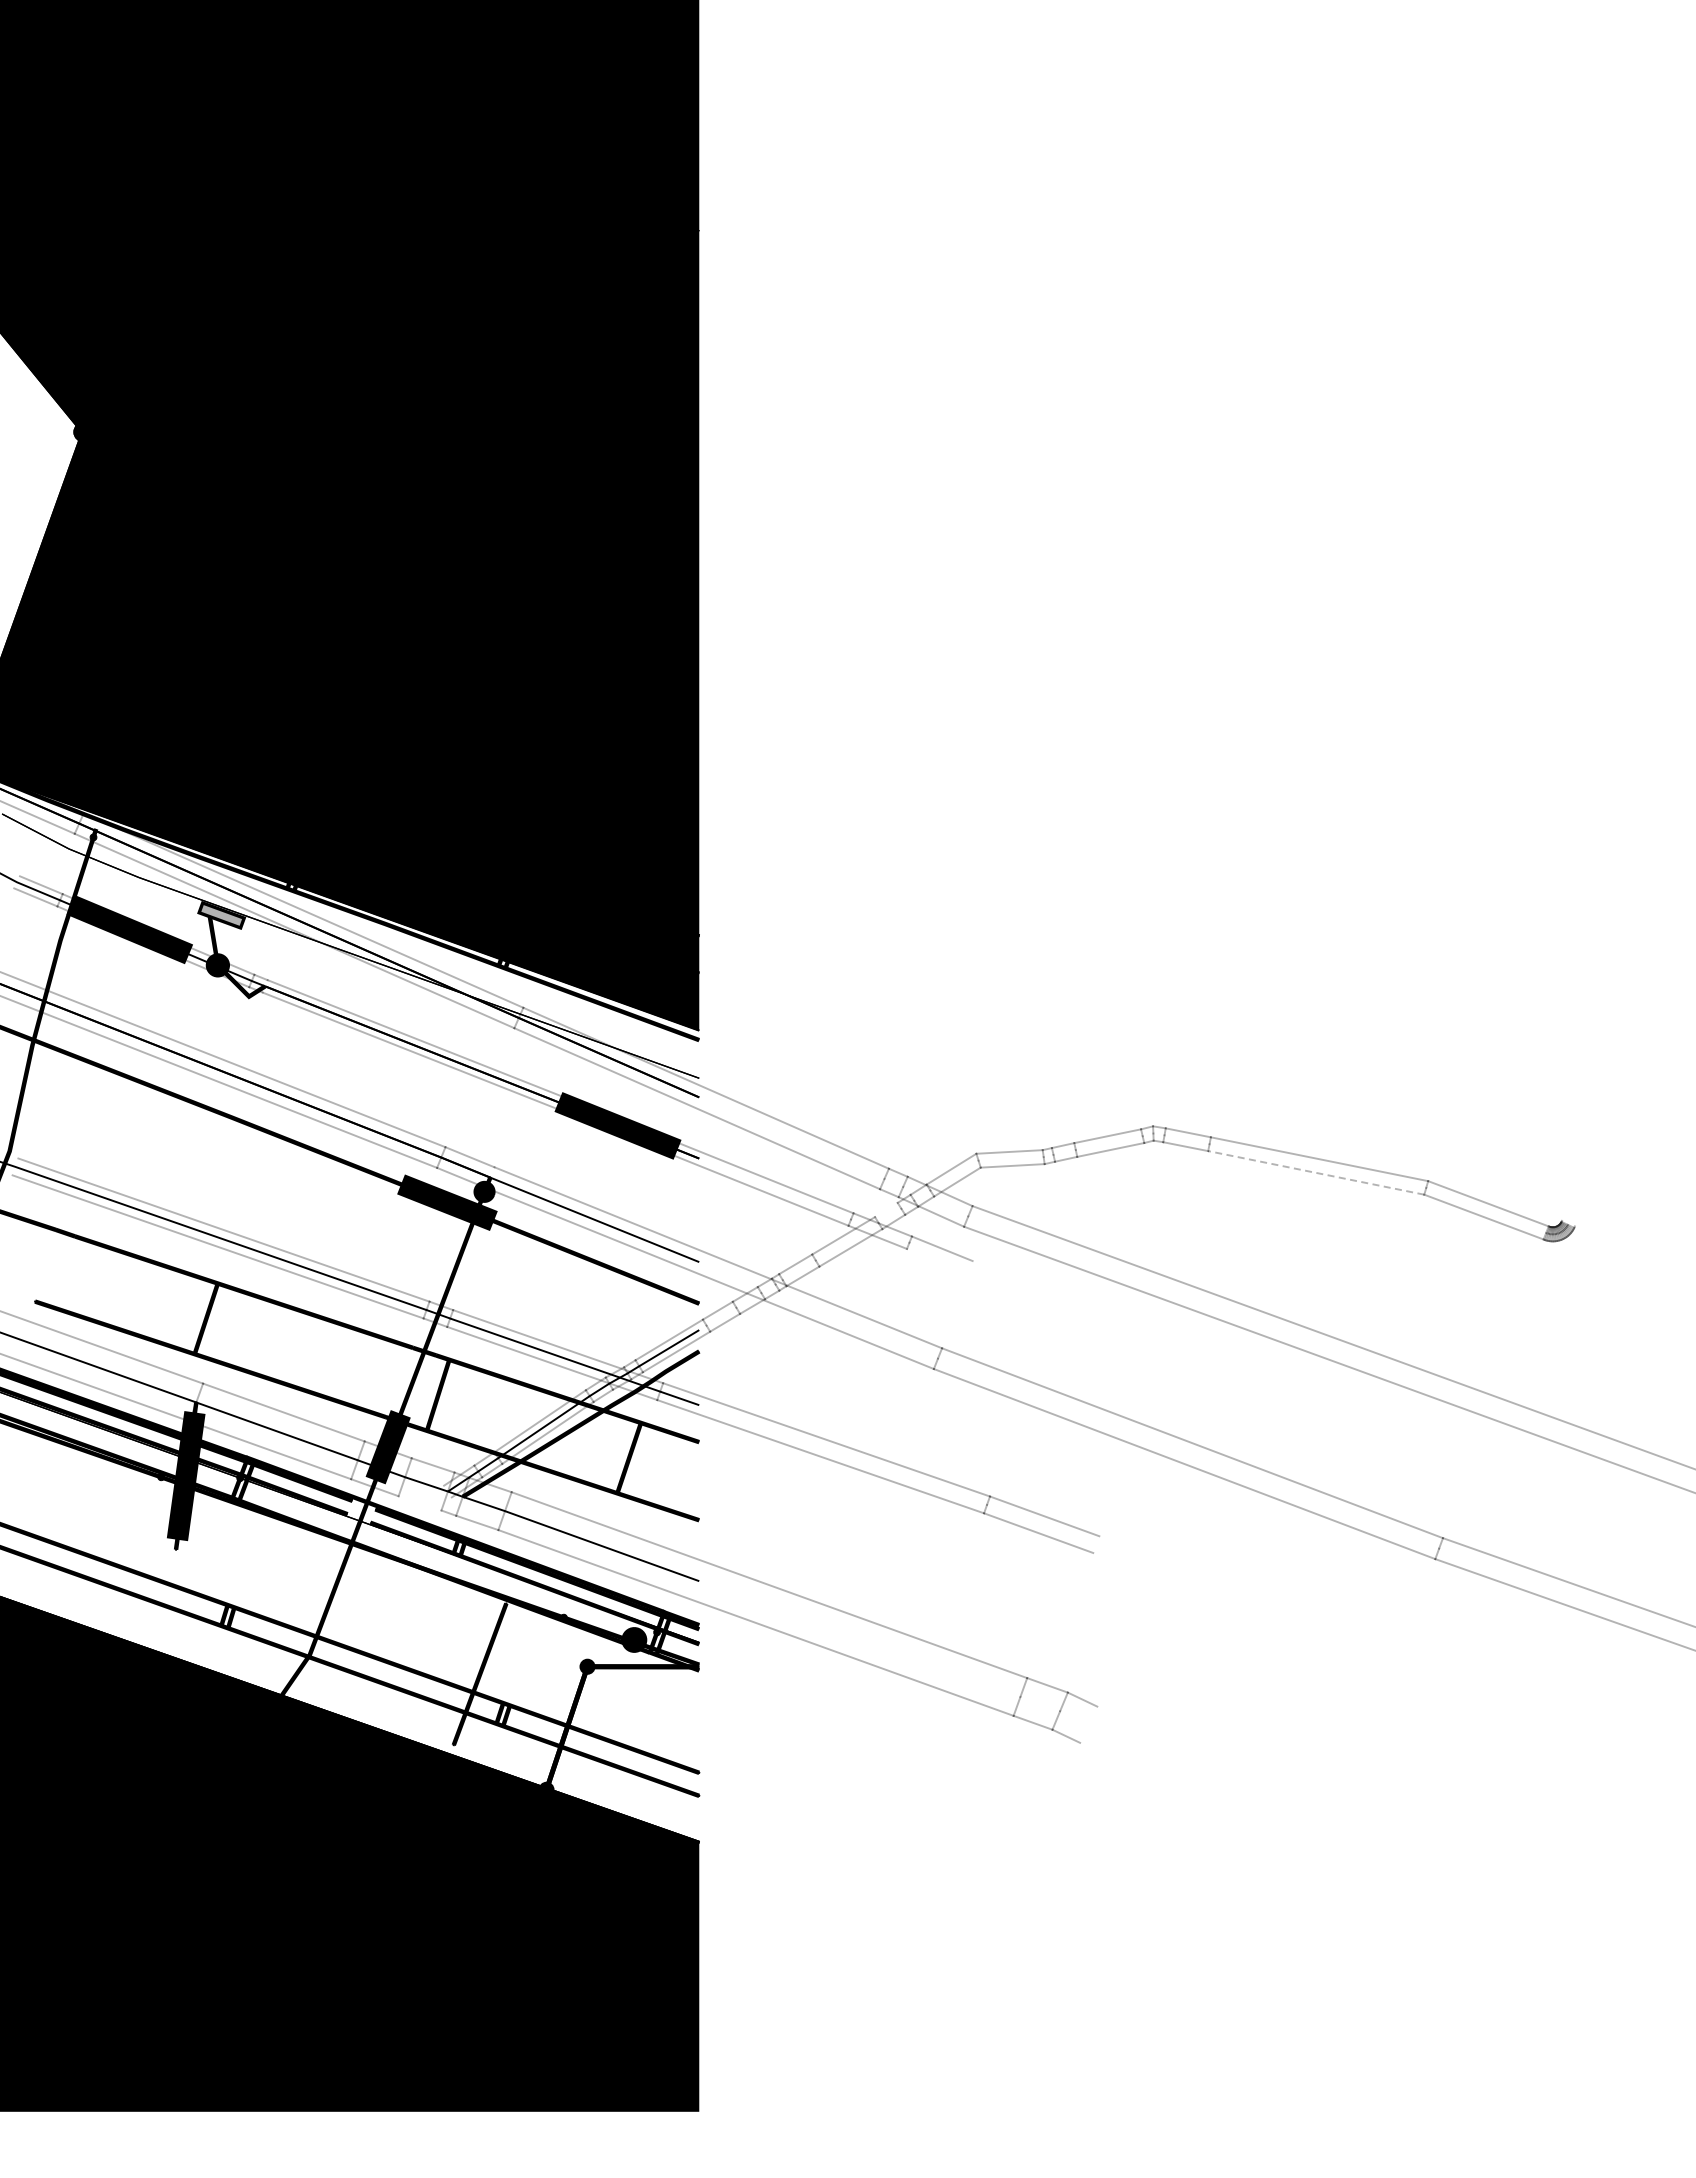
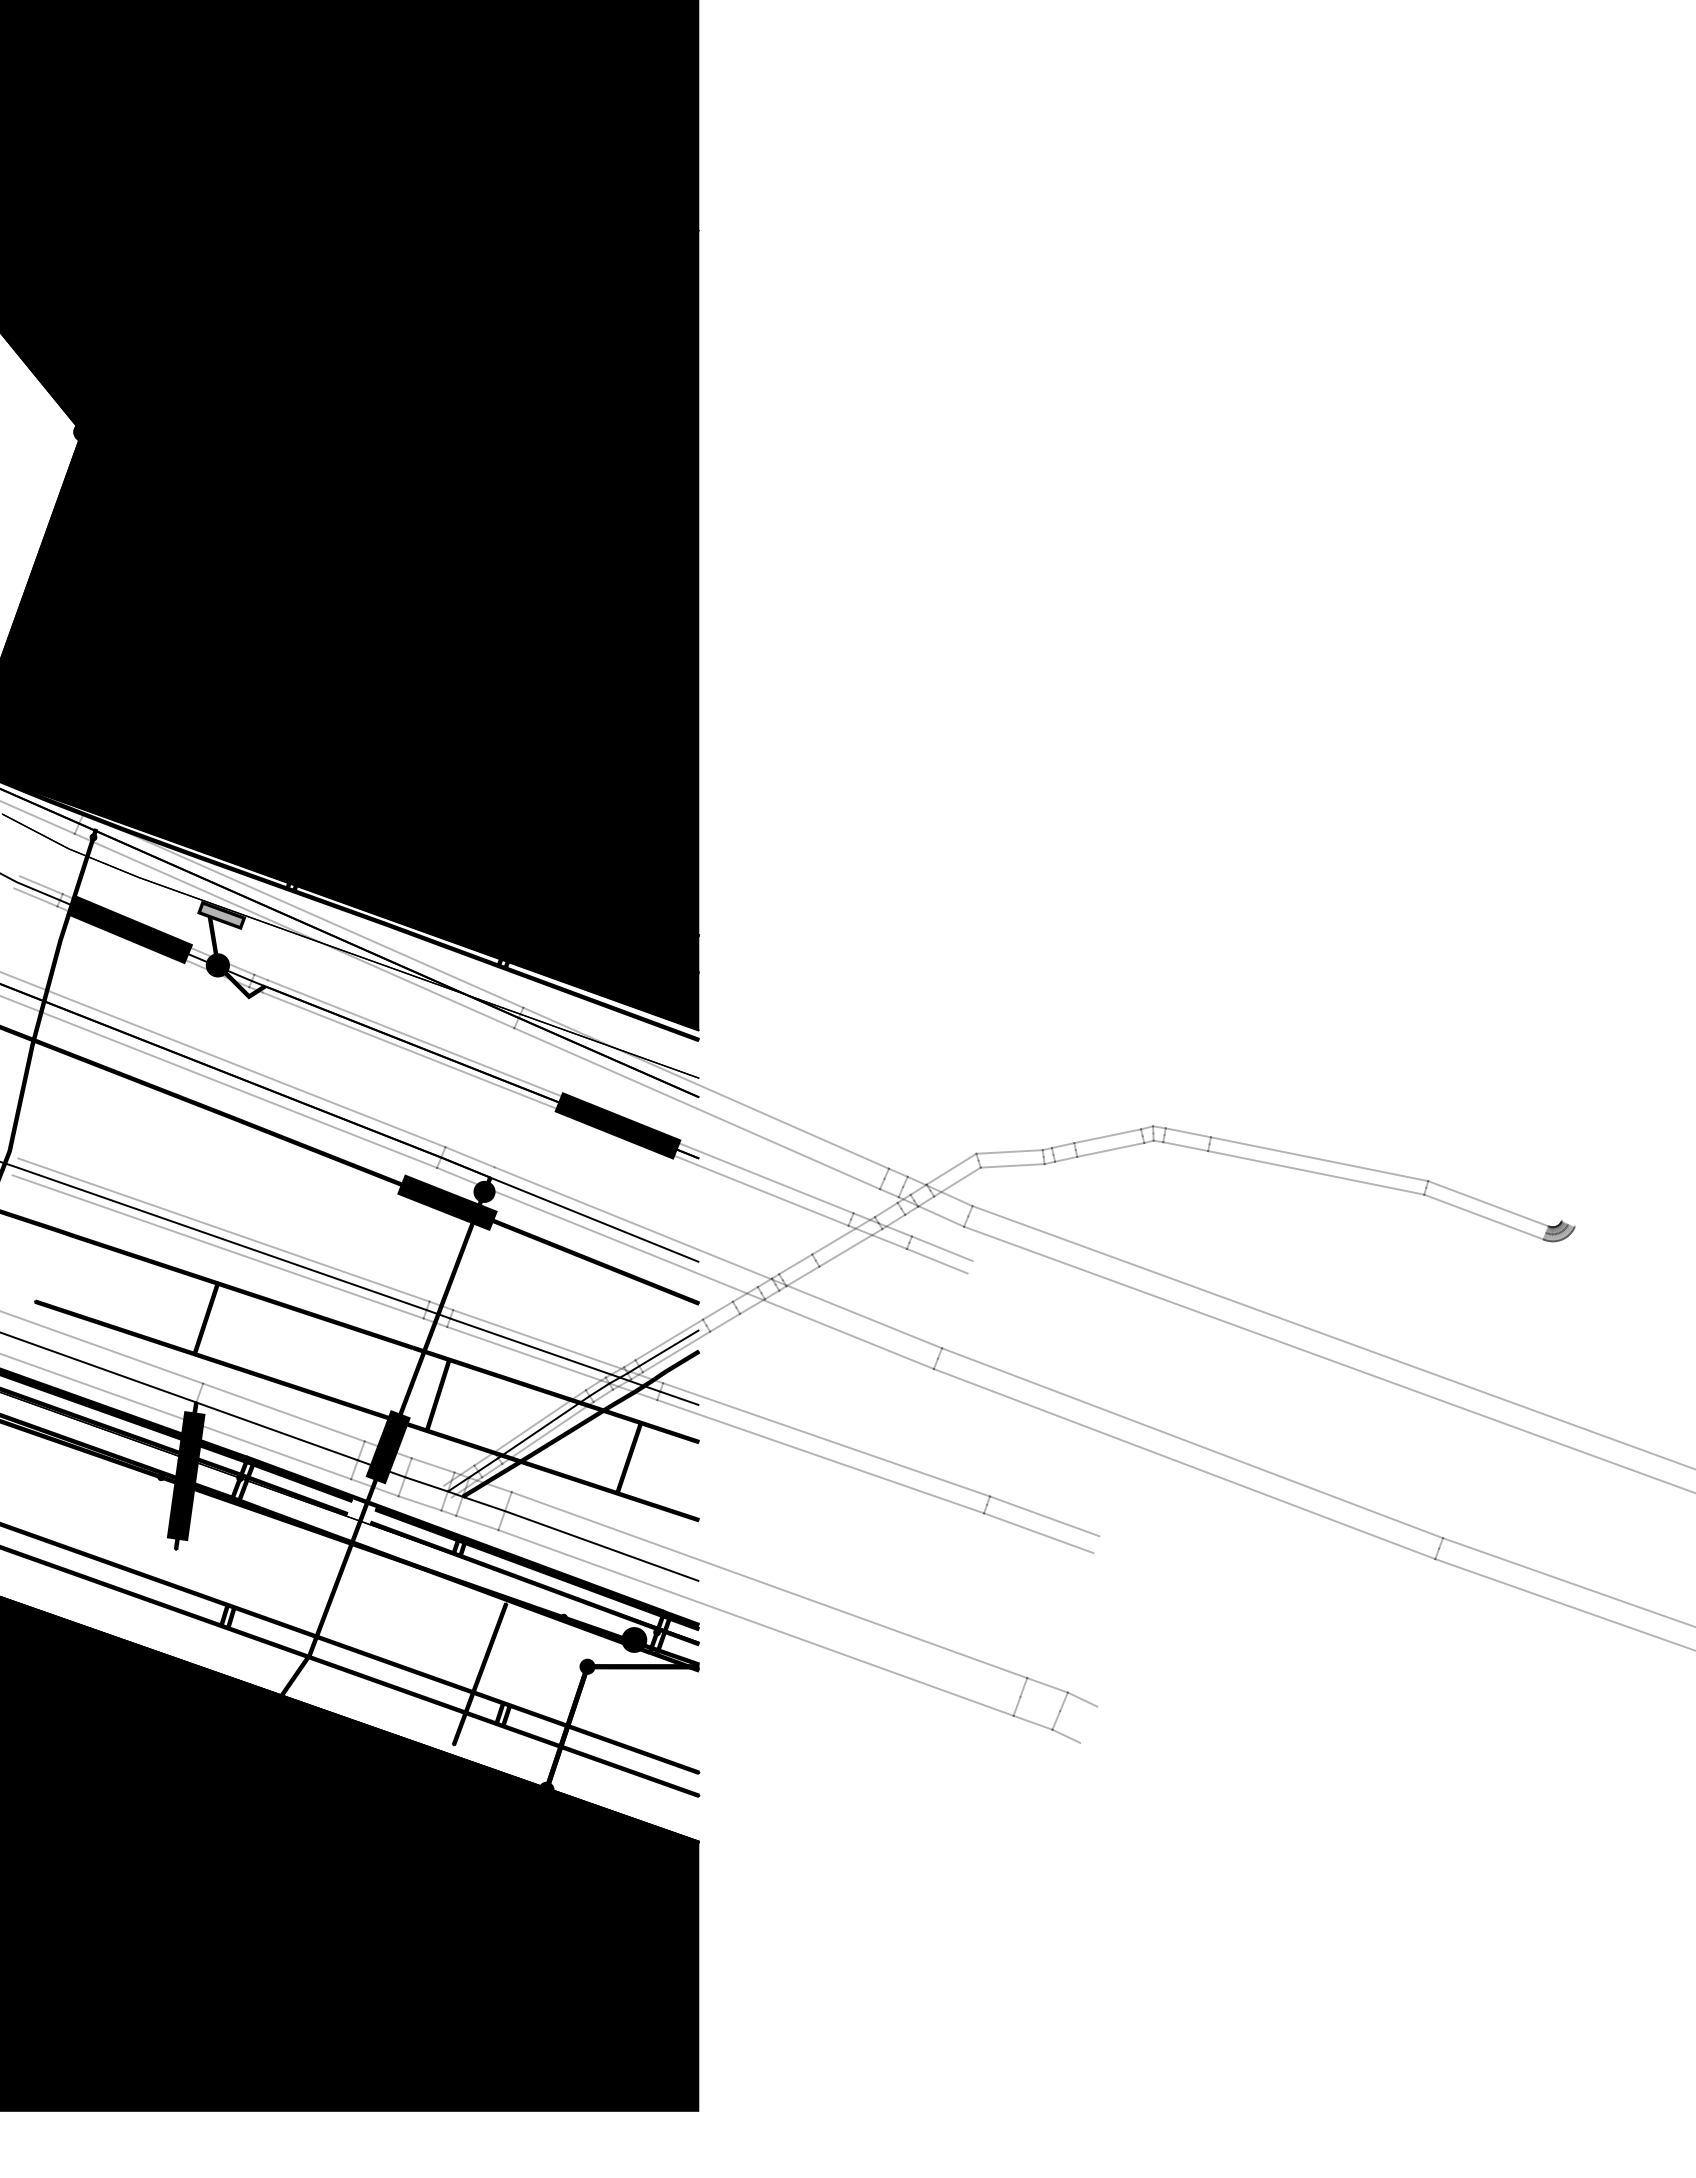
line: dashed -> solid (1315, 1172)
line: none -> present (886, 1209)
line: none -> present (937, 1260)
line: none -> present (419, 1503)
